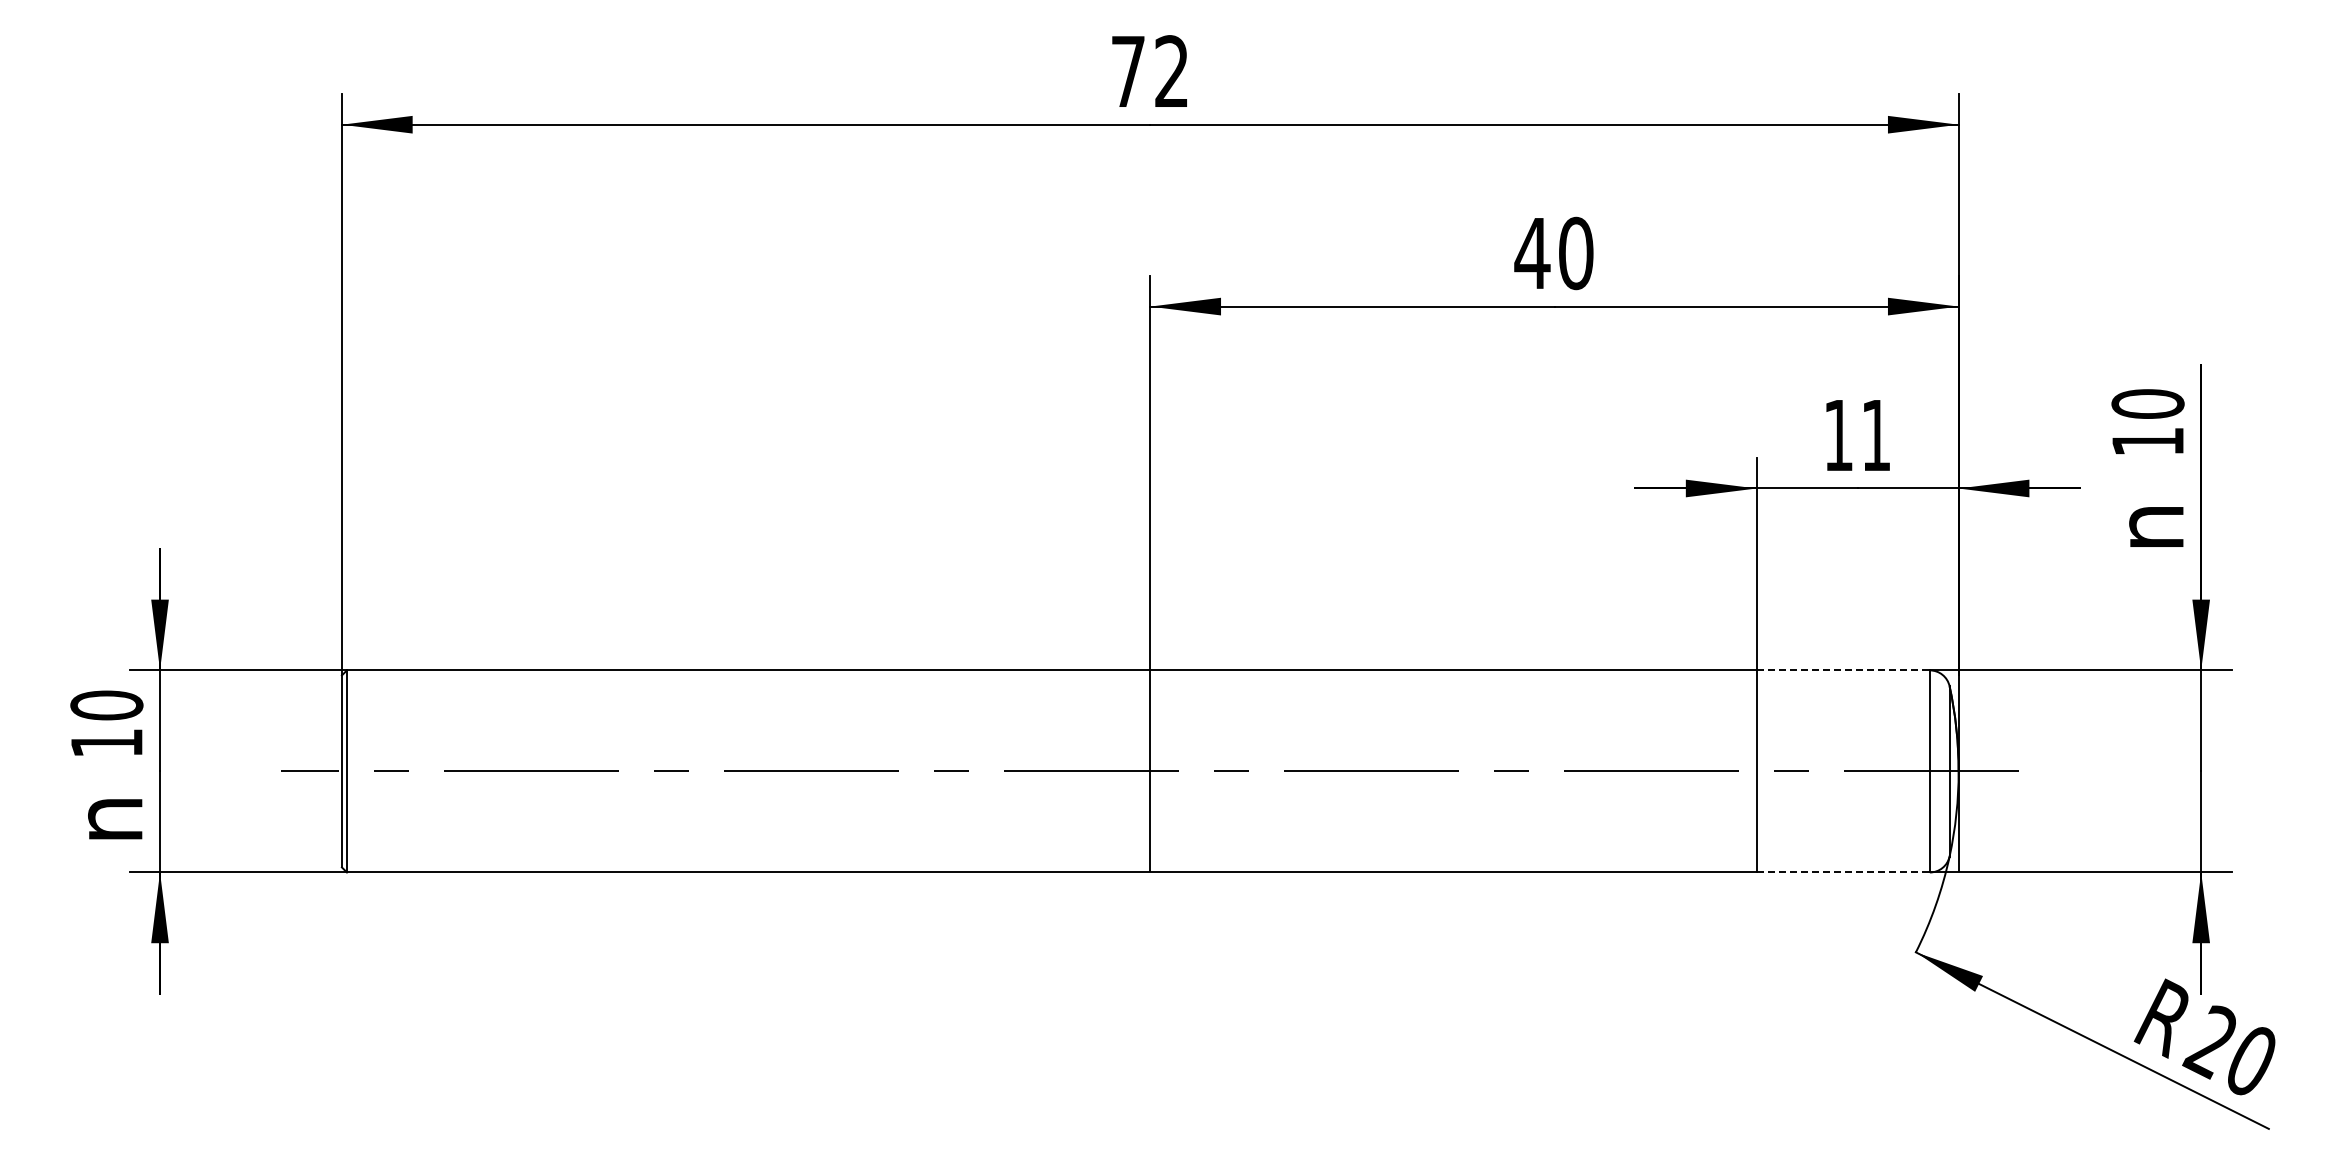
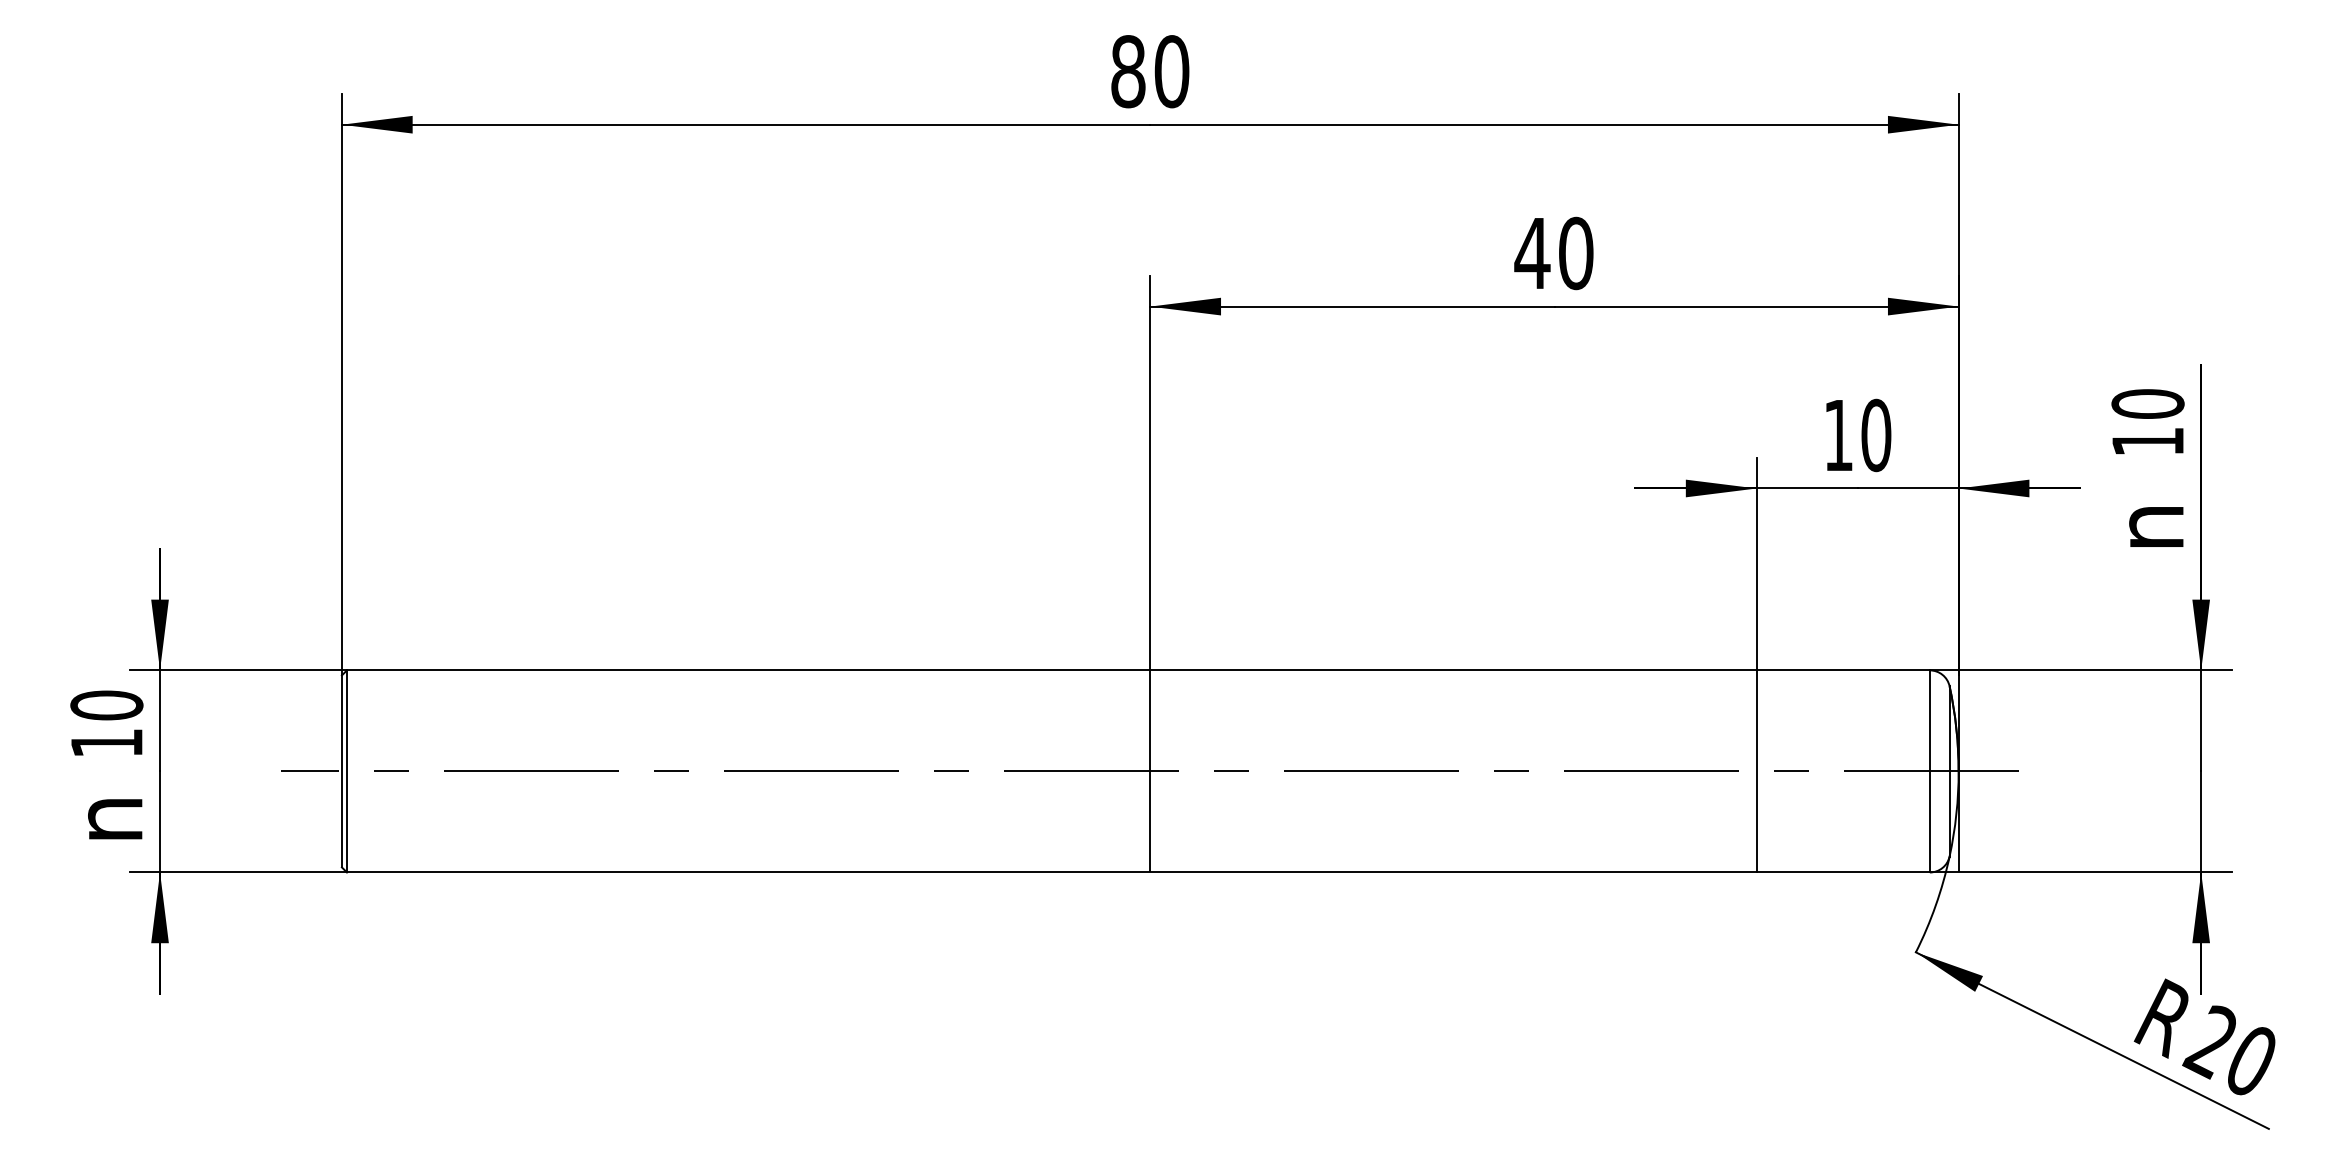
text: 72 -> 80 (1150, 71)
text: 11 -> 10 (1876, 435)
line: dashed -> solid (1843, 670)
line: dashed -> solid (1843, 872)
